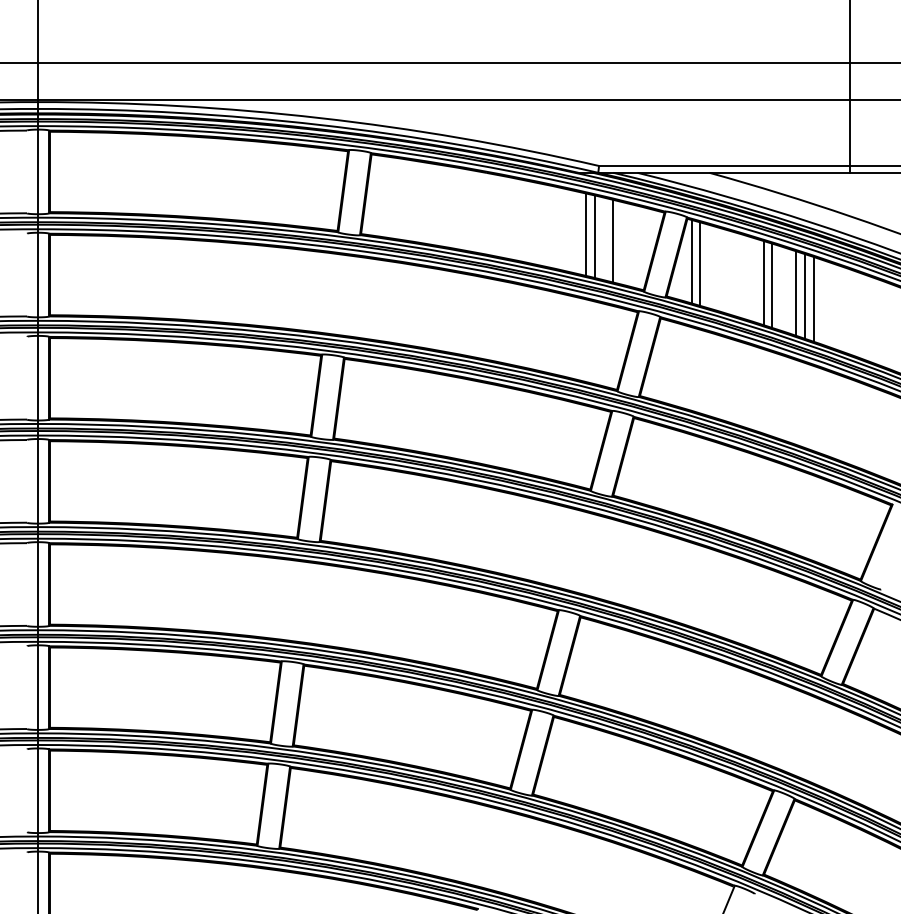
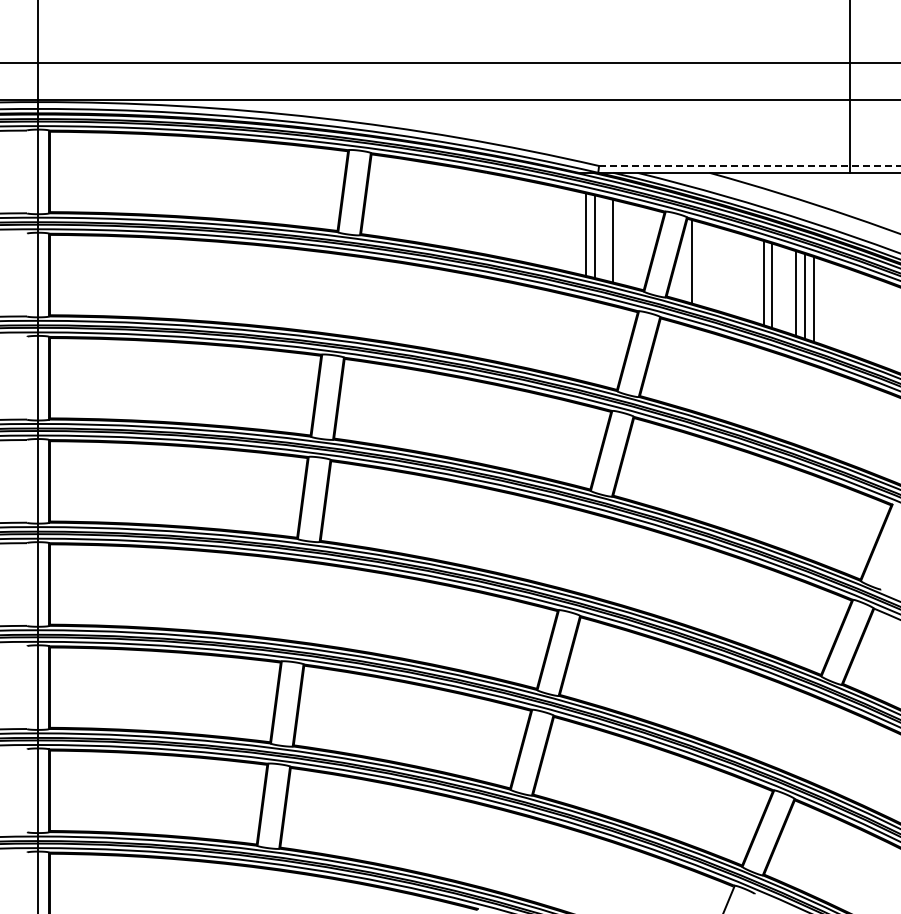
line: solid -> dashed (750, 165)
line: present -> none (699, 263)
